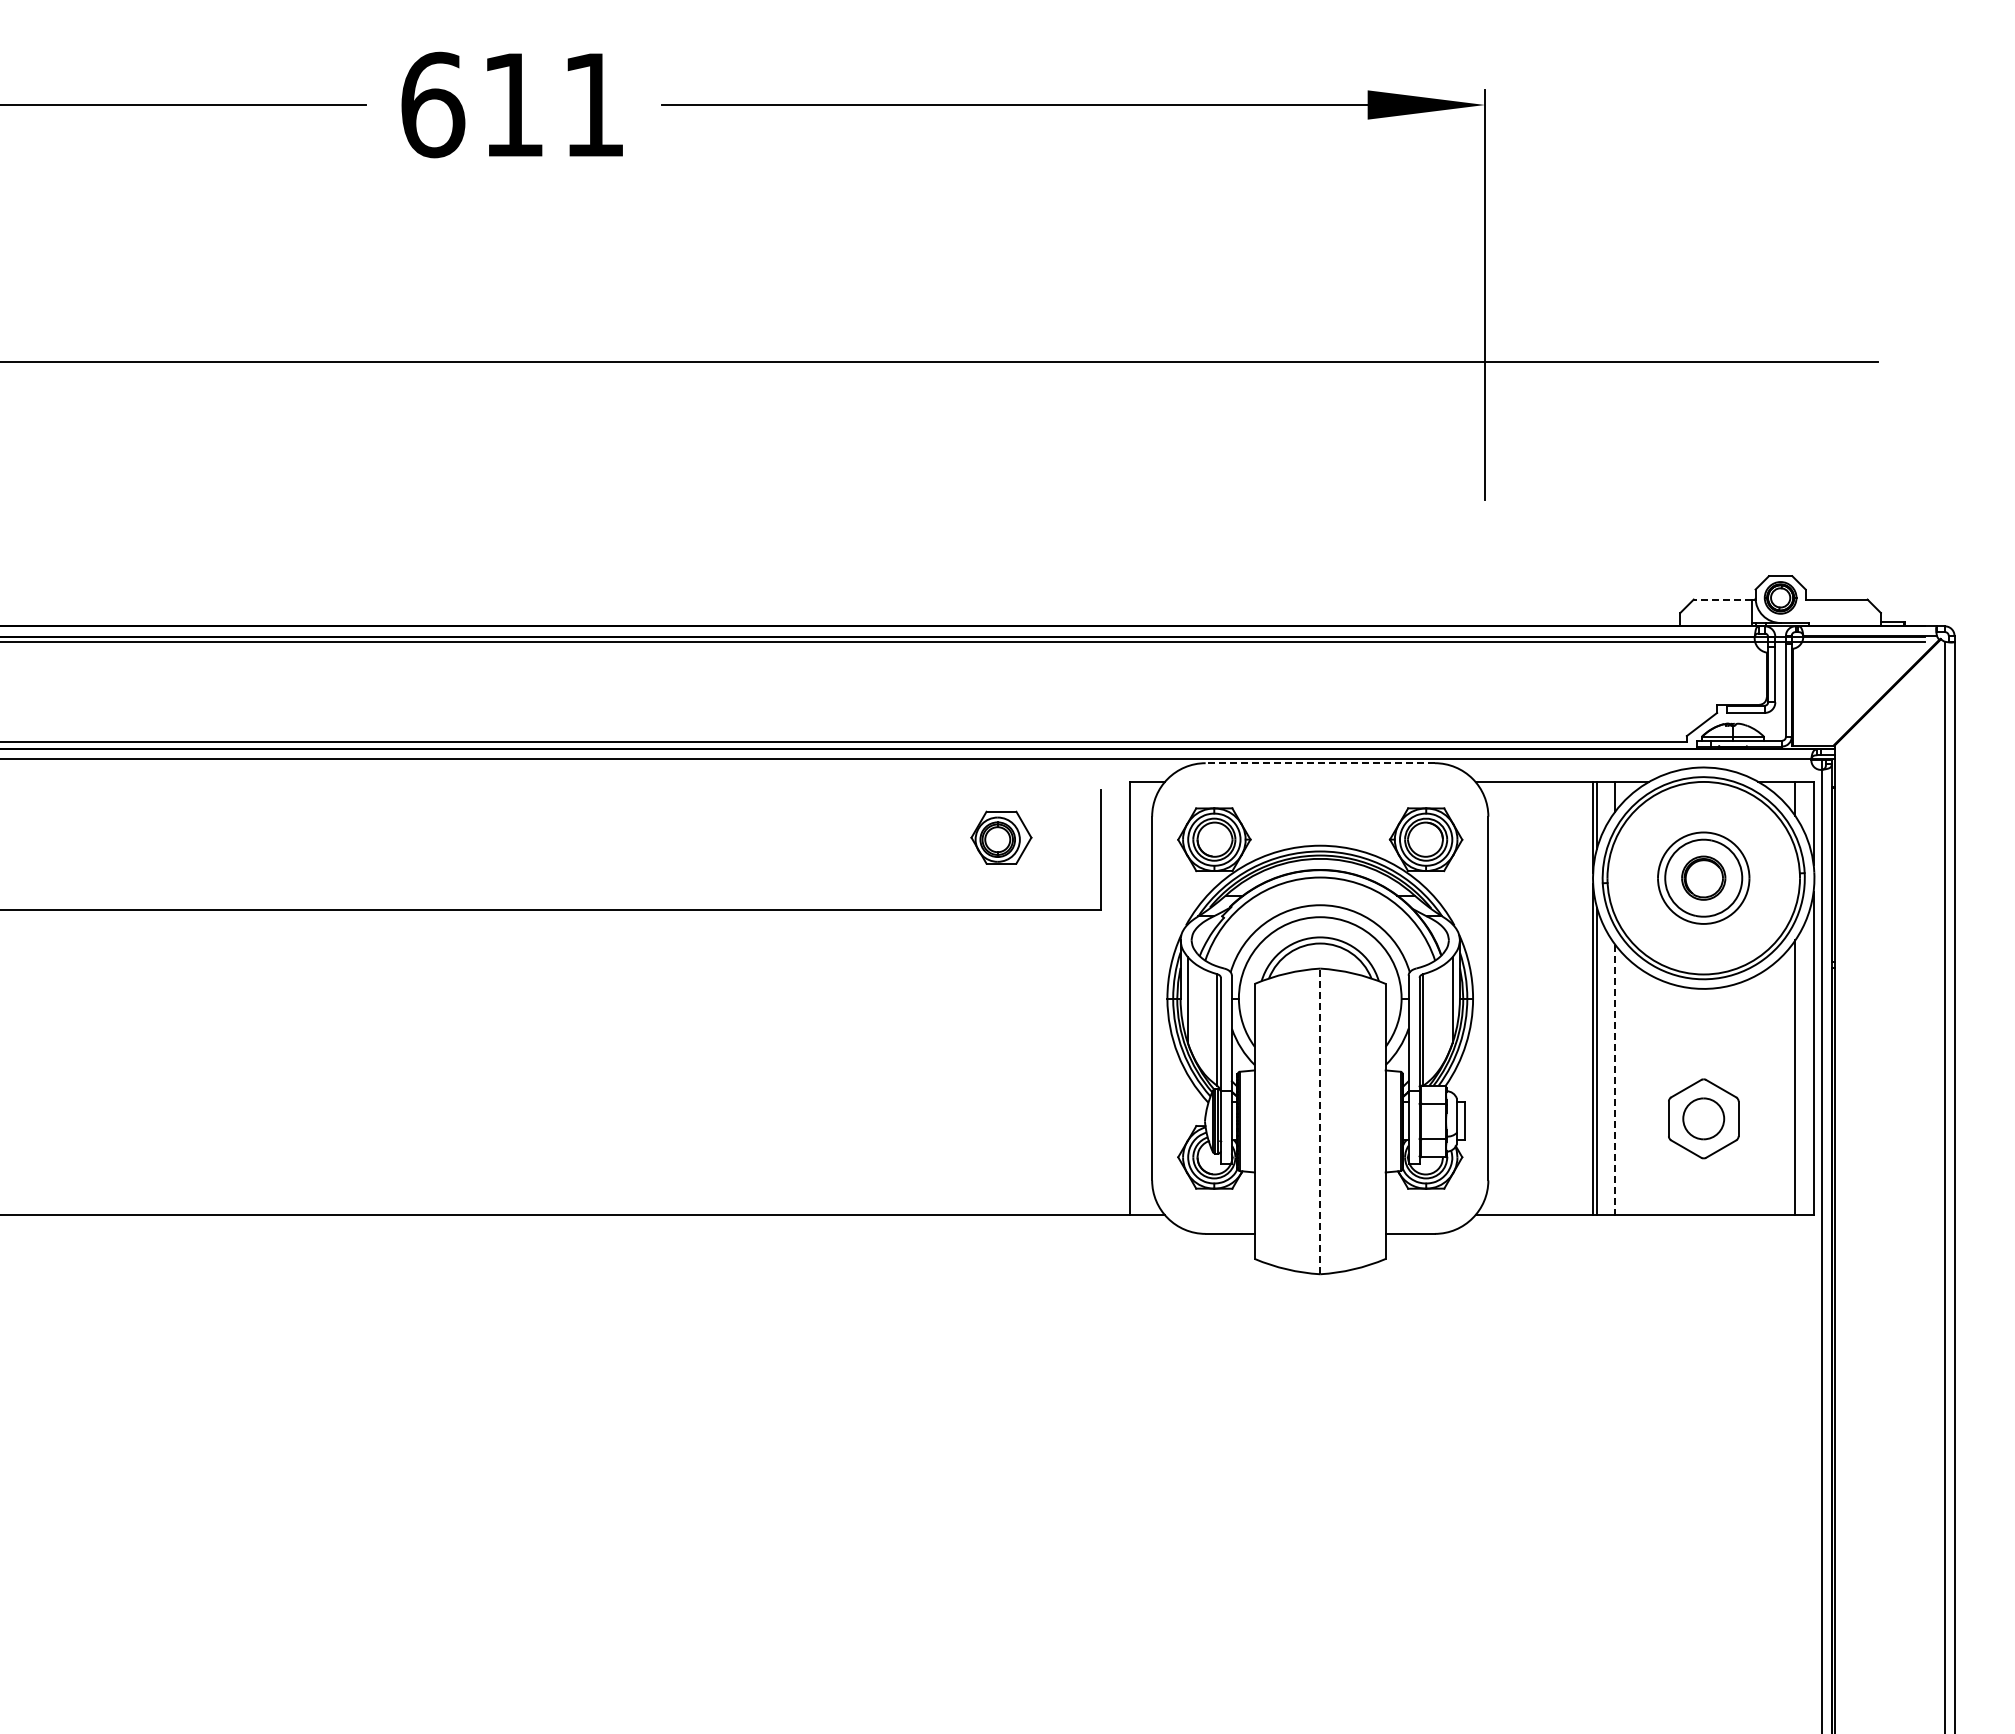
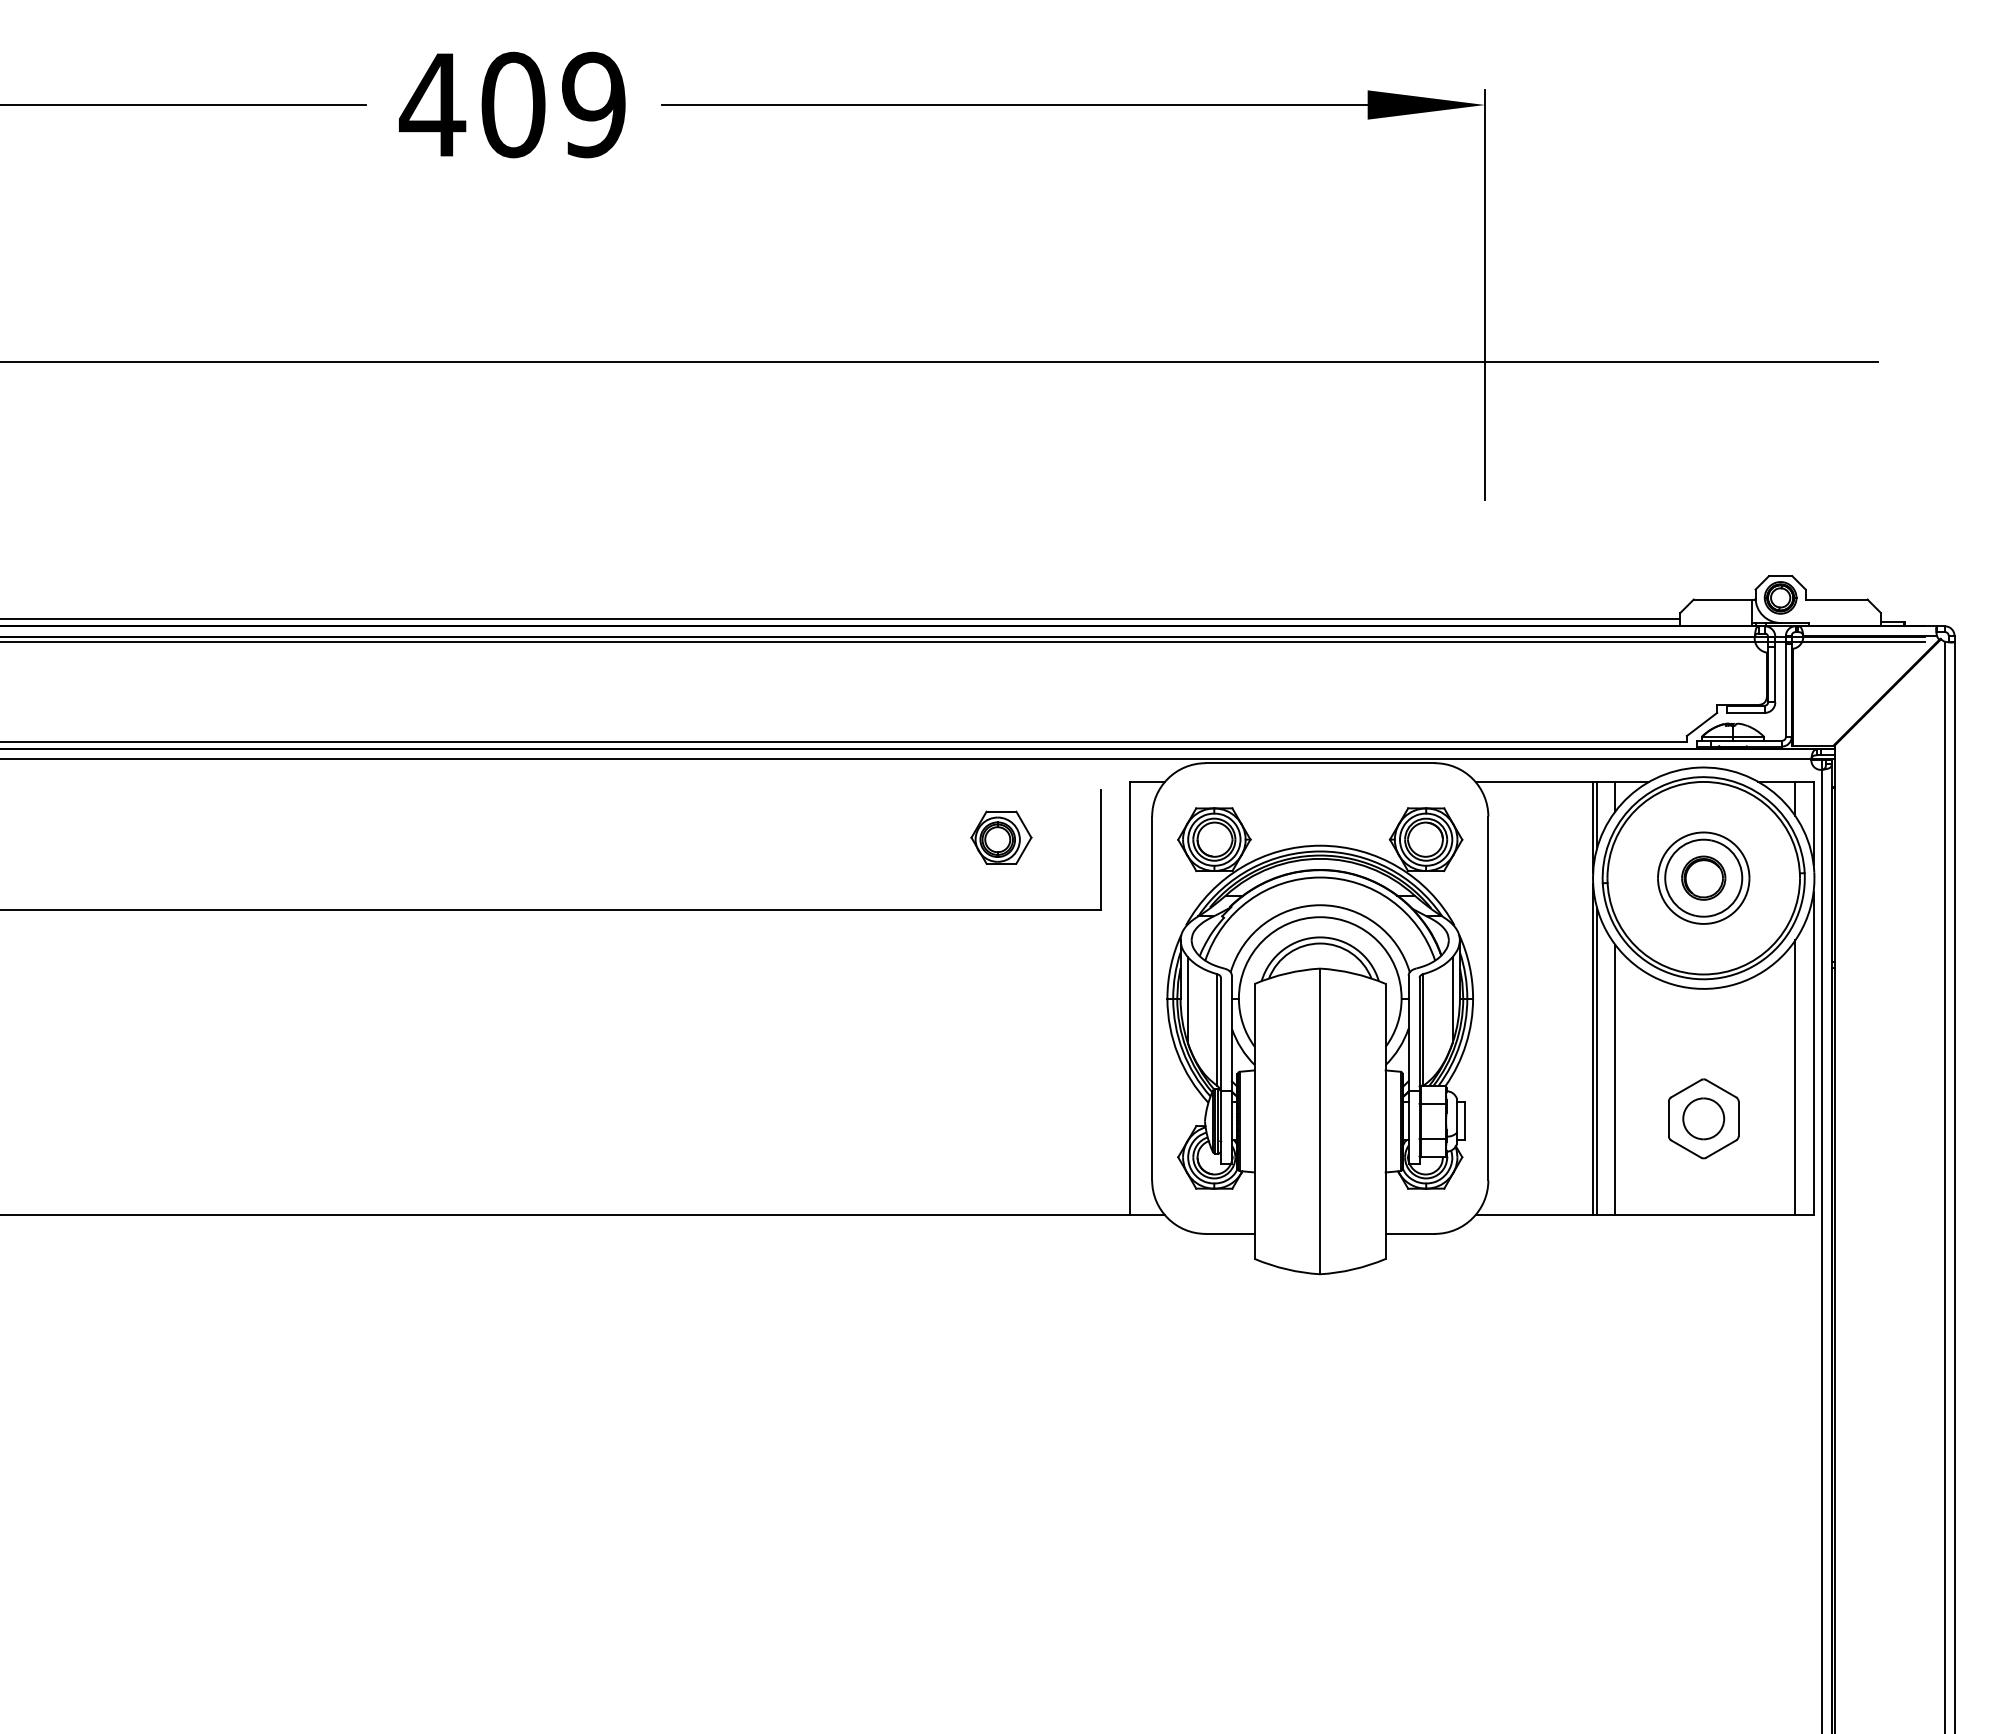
text: 611 -> 409 (512, 104)
line: dashed -> solid (1722, 599)
line: none -> present (841, 619)
line: dashed -> solid (1320, 763)
line: dashed -> solid (1615, 1080)
line: dashed -> solid (1320, 1121)
